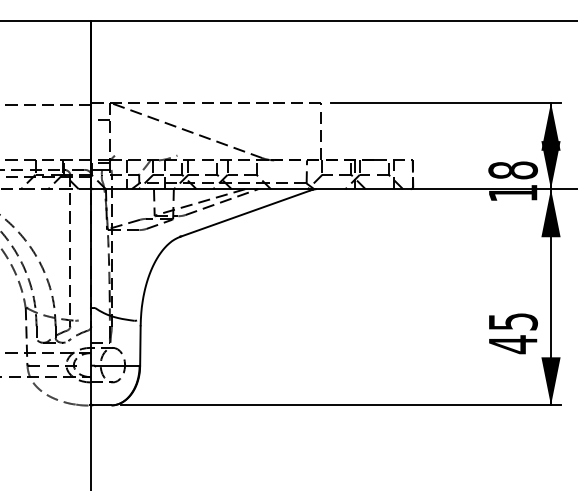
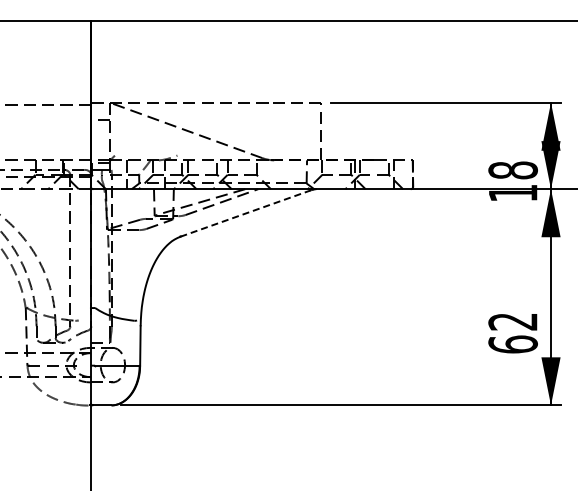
line: solid -> dashed (246, 213)
text: 45 -> 62 (512, 333)
